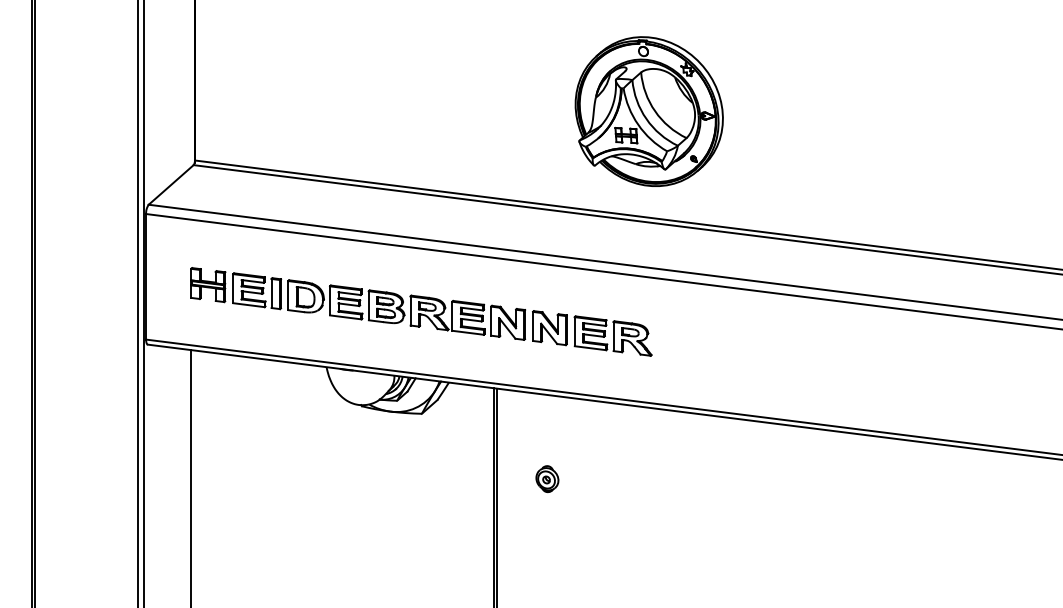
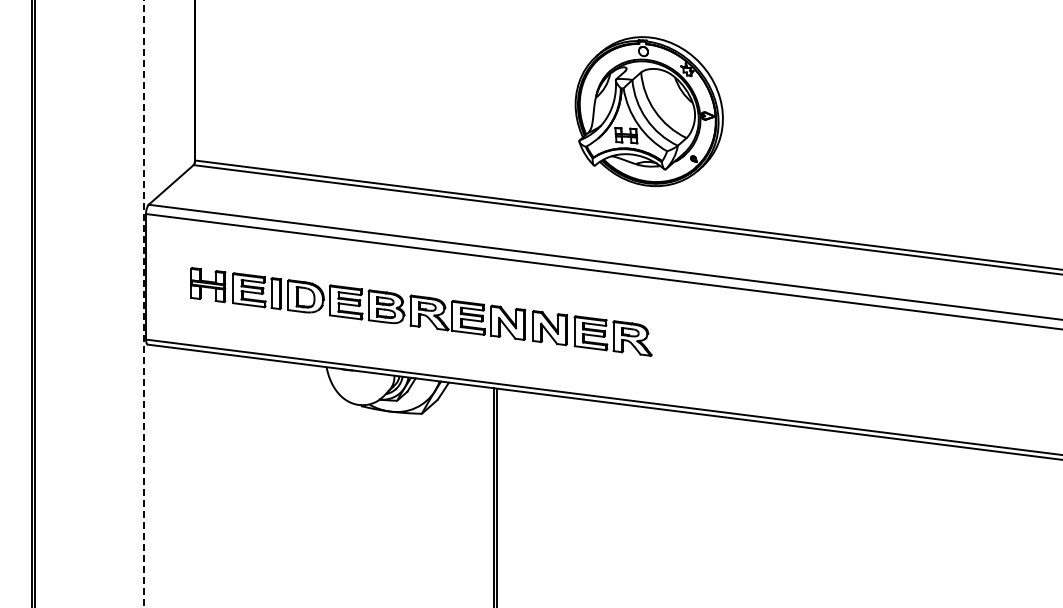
line: present -> none (137, 303)
line: solid -> dashed (144, 303)
line: present -> none (191, 477)
part: present -> none (547, 479)
